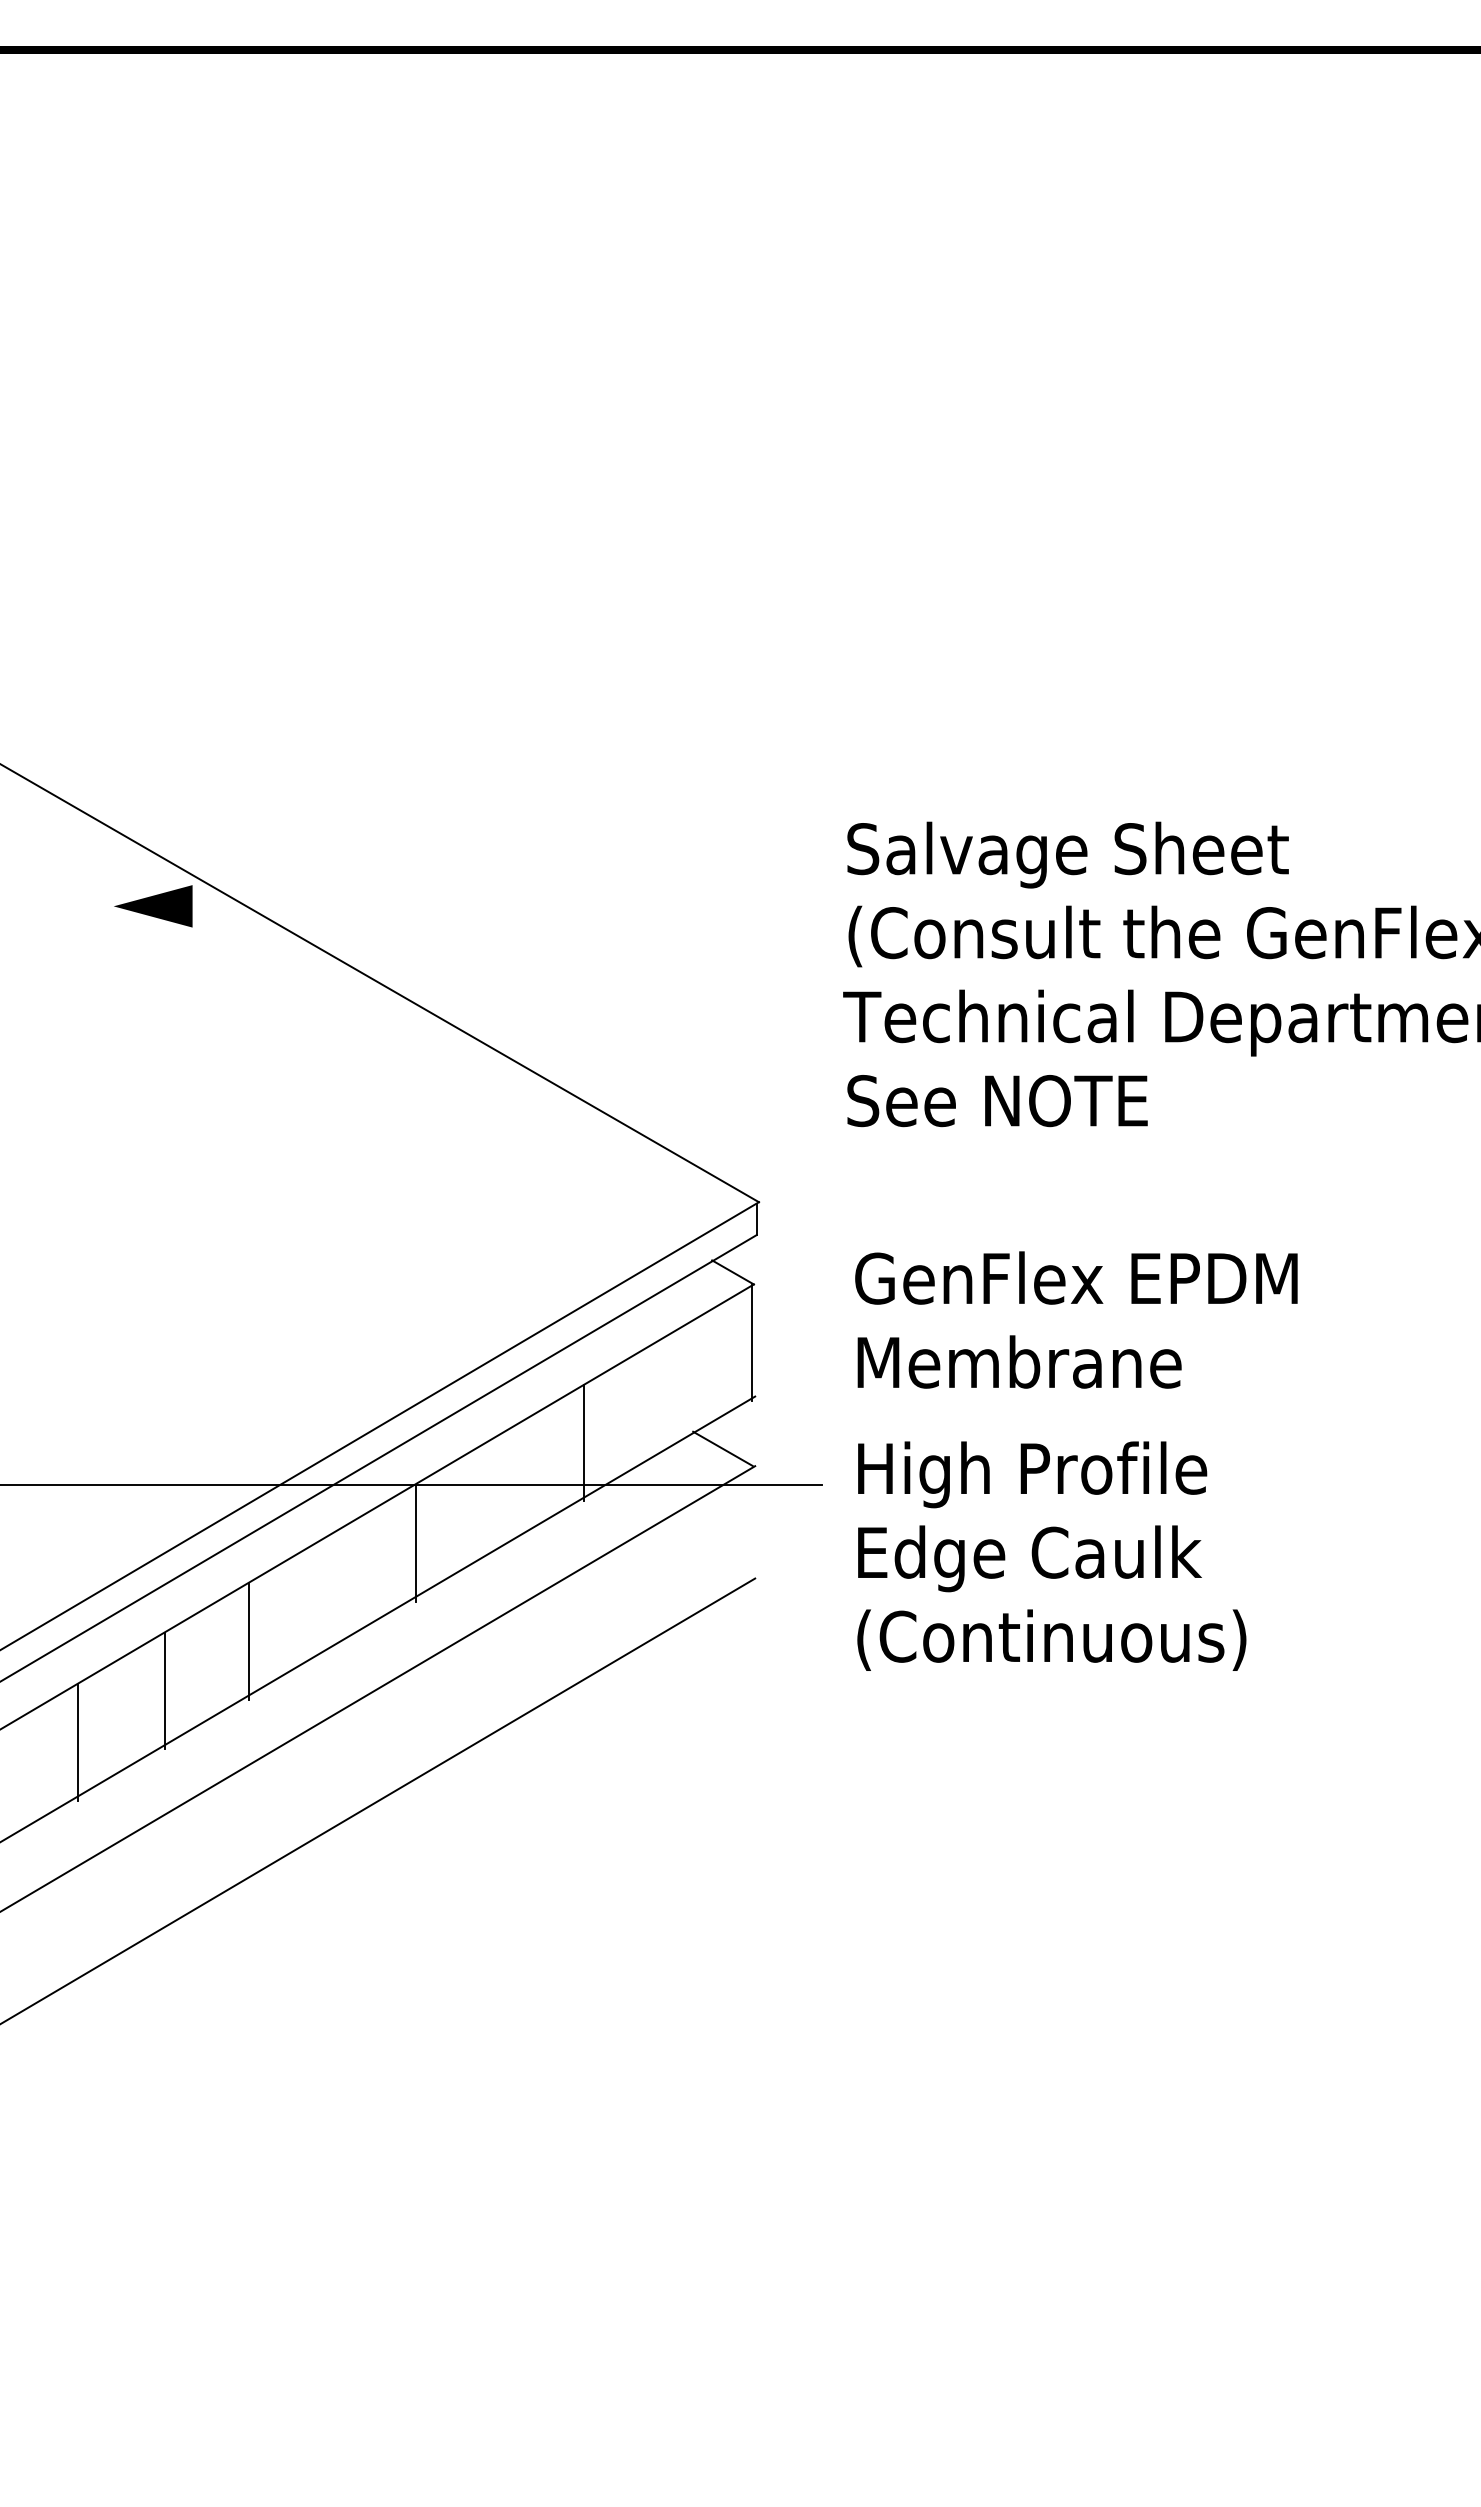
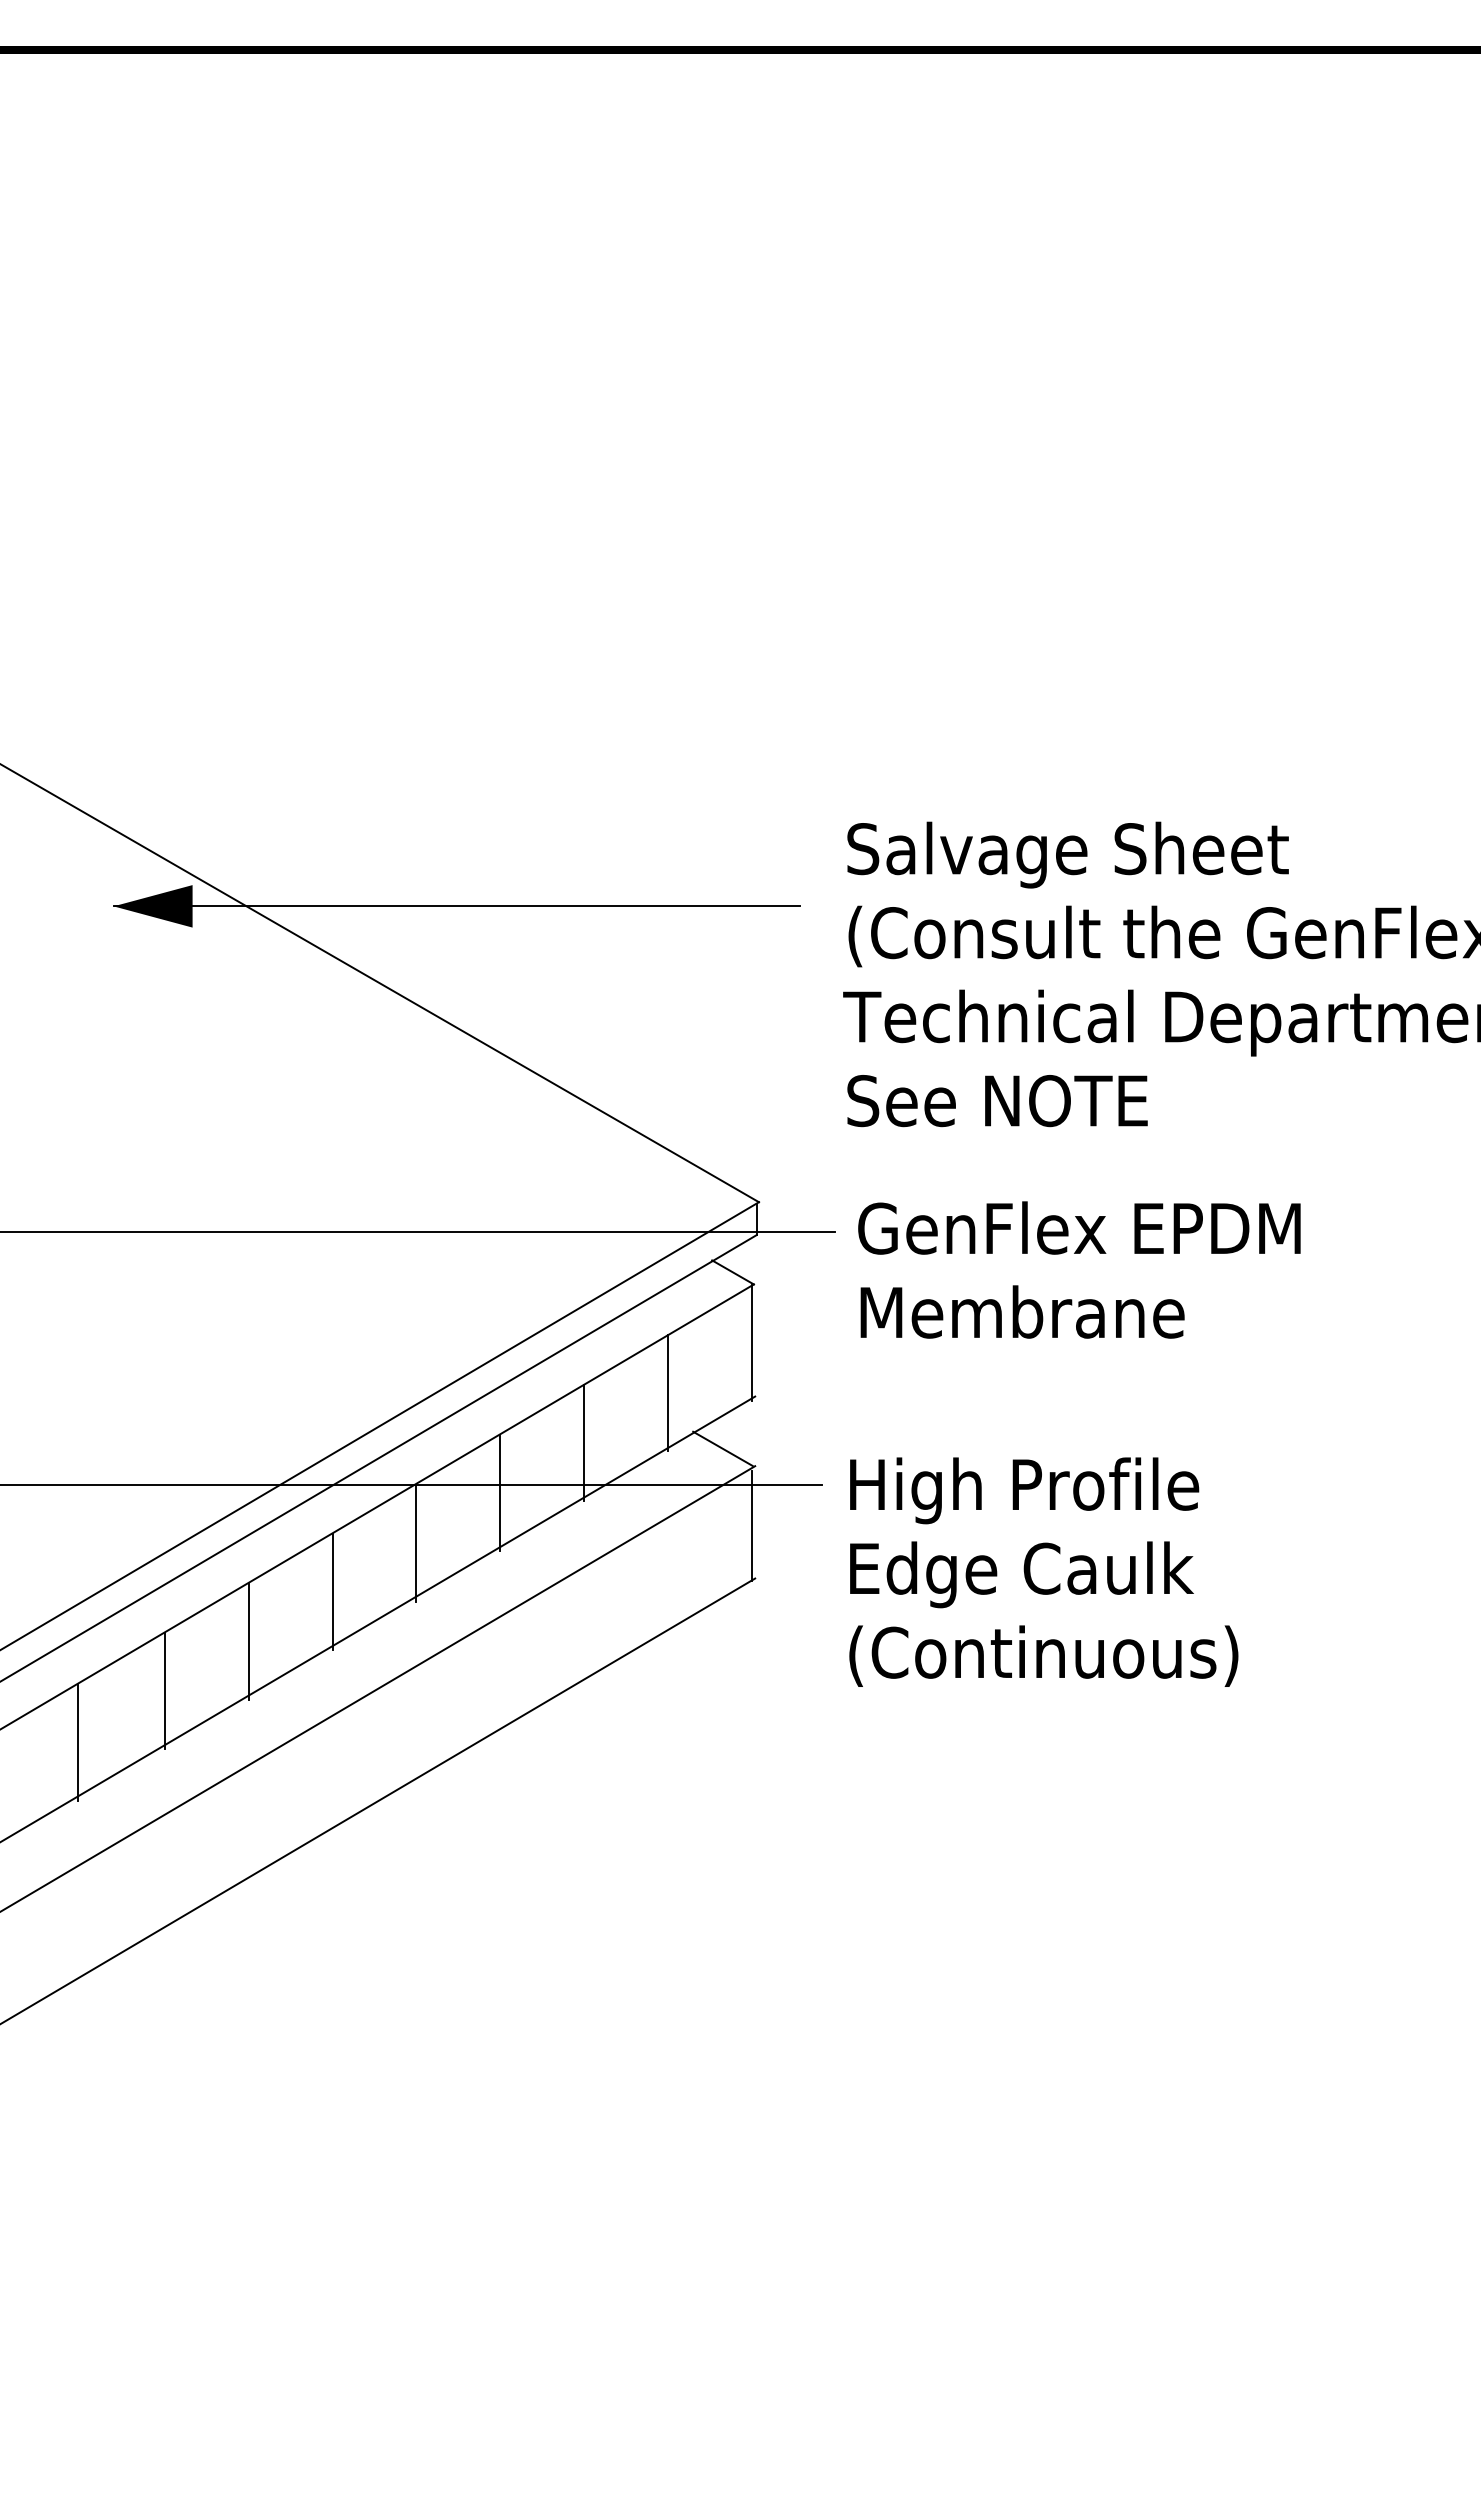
line: none -> present (456, 906)
line: none -> present (418, 1231)
text position: (1076, 1319) -> (1079, 1269) (1079, 1269)
line: none -> present (667, 1392)
line: none -> present (500, 1493)
line: none -> present (751, 1525)
text position: (1051, 1555) -> (1043, 1571) (1043, 1571)
line: none -> present (332, 1591)
